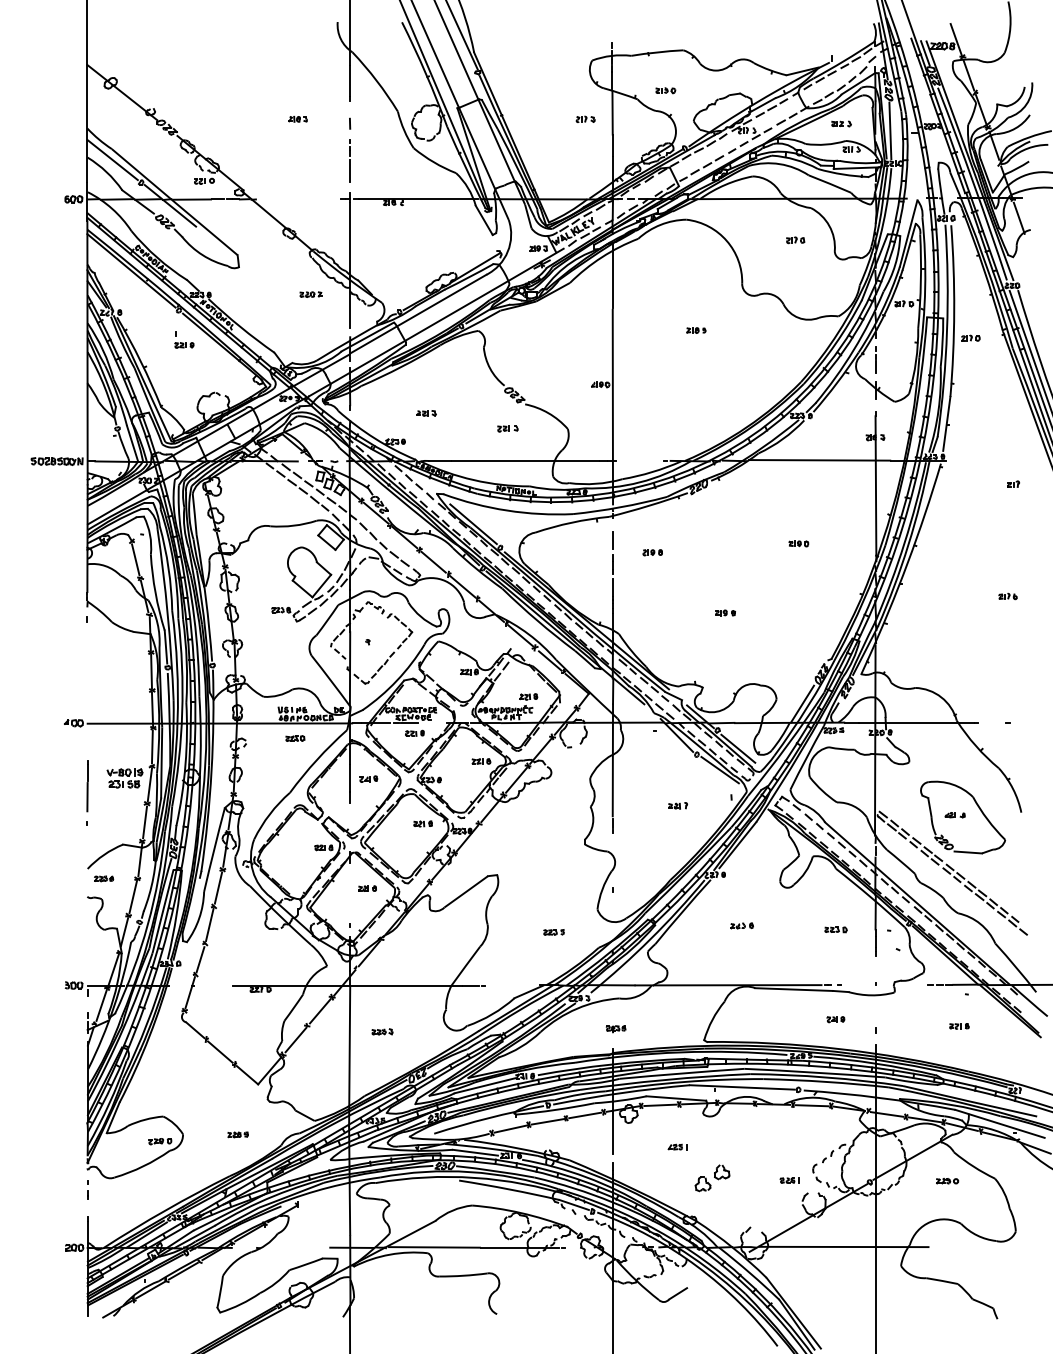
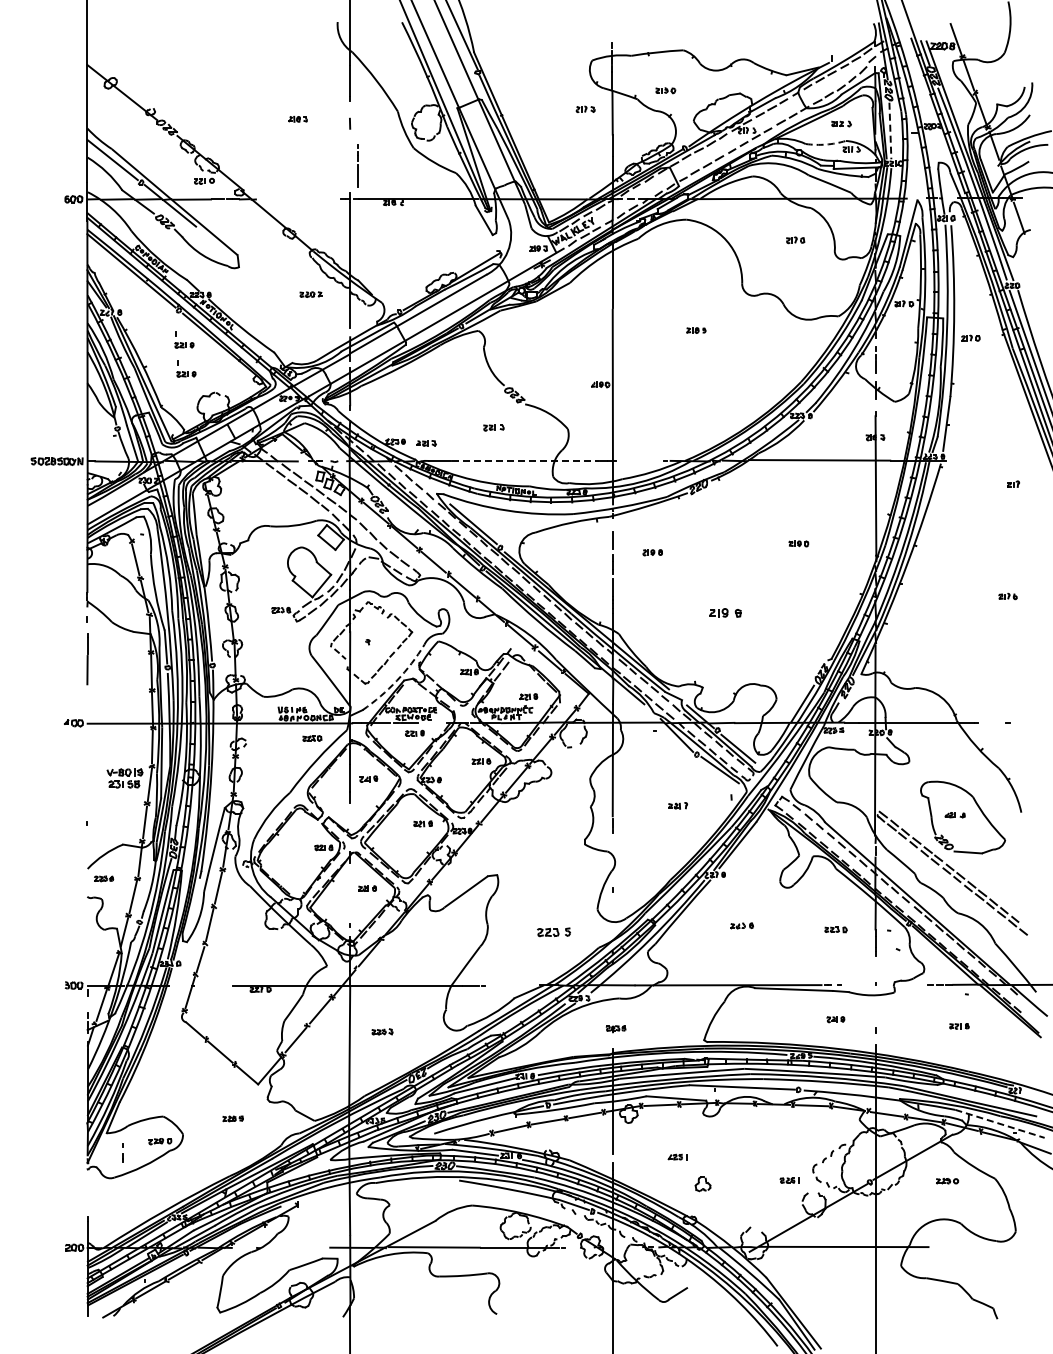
part position: (585, 118) -> (585, 108) (585, 108)
line: solid -> dashed (890, 131)
arc: solid -> dashed (825, 144)
line position: (349, 160) -> (357, 165) (357, 165)
part: none -> present (186, 368)
part position: (426, 413) -> (426, 443) (426, 443)
part position: (507, 428) -> (493, 427) (493, 427)
line: solid -> dashed (525, 461)
part size: 21x8 px -> 33x10 px (725, 612)
arc: solid -> dashed (397, 680)
part position: (295, 738) -> (312, 738) (312, 738)
line position: (87, 786) -> (87, 659) (87, 659)
part size: 22x7 px -> 34x11 px (553, 932)
line: solid -> dashed (1000, 1123)
part position: (237, 1134) -> (232, 1118) (232, 1118)
part position: (677, 1146) -> (677, 1156) (677, 1156)
part: present -> none (722, 1172)
line position: (87, 1190) -> (122, 1153) (122, 1153)
